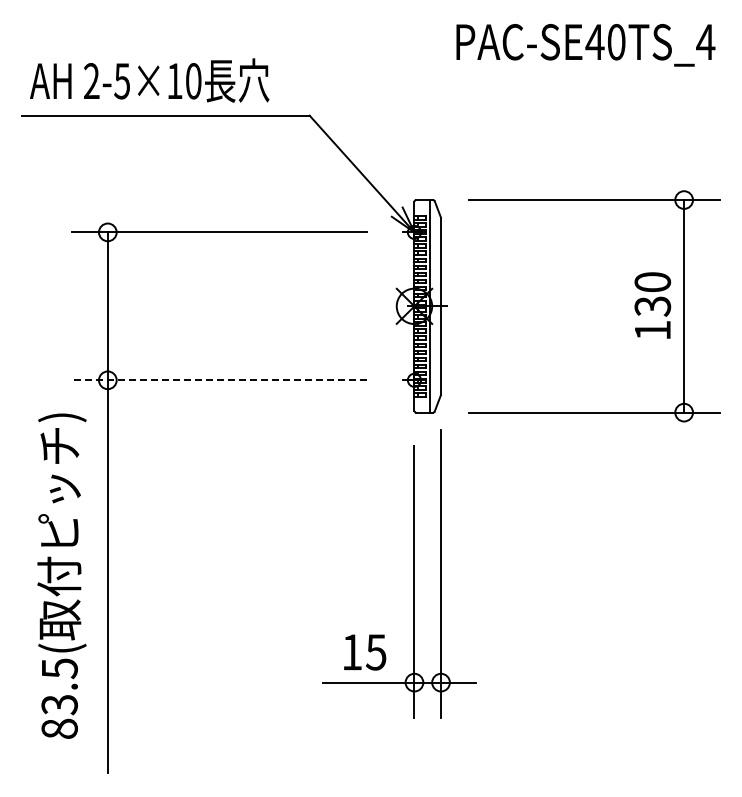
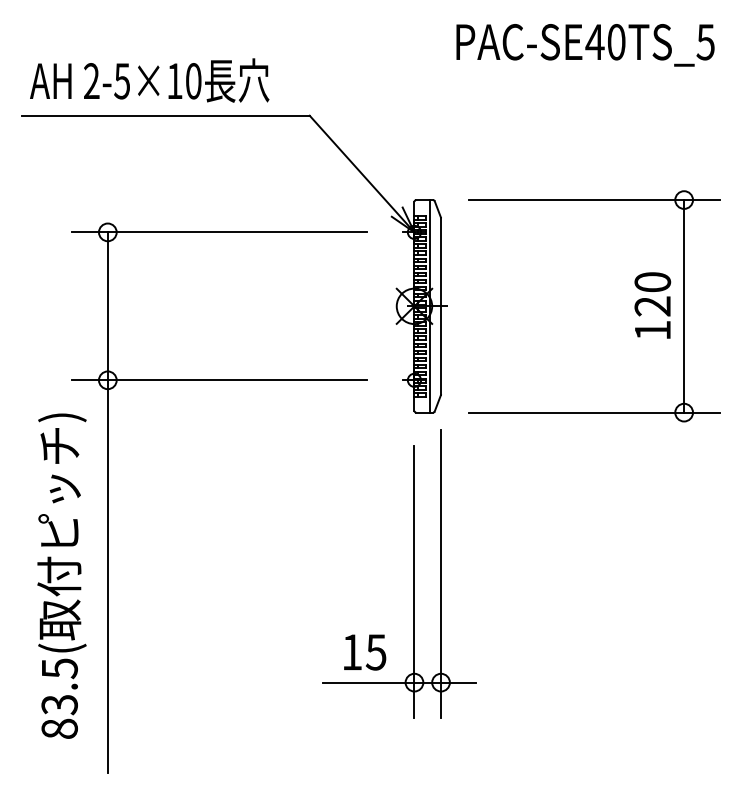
text: PAC-SE40TS_4 -> PAC-SE40TS_5 (705, 42)
text: 130 -> 120 (653, 306)
line: dashed -> solid (219, 380)
